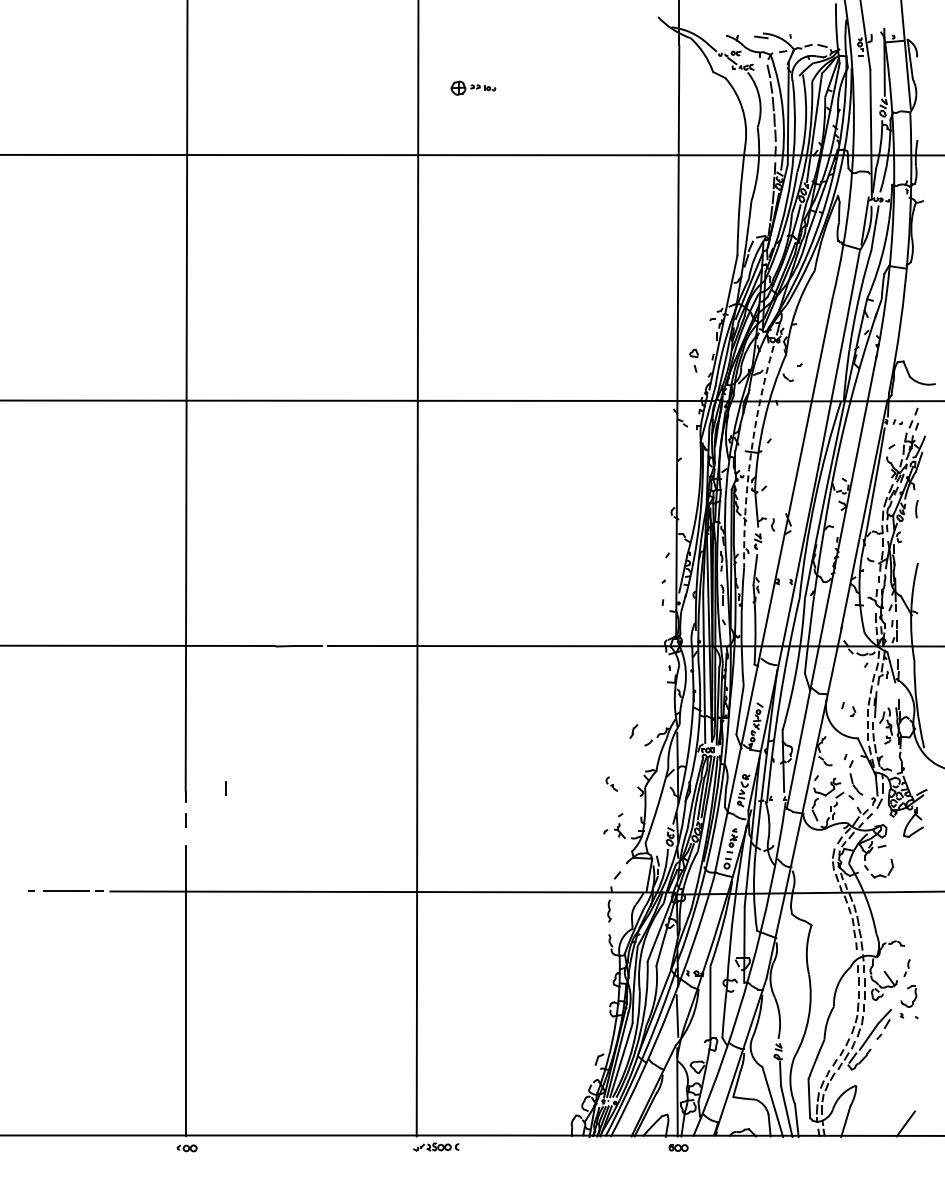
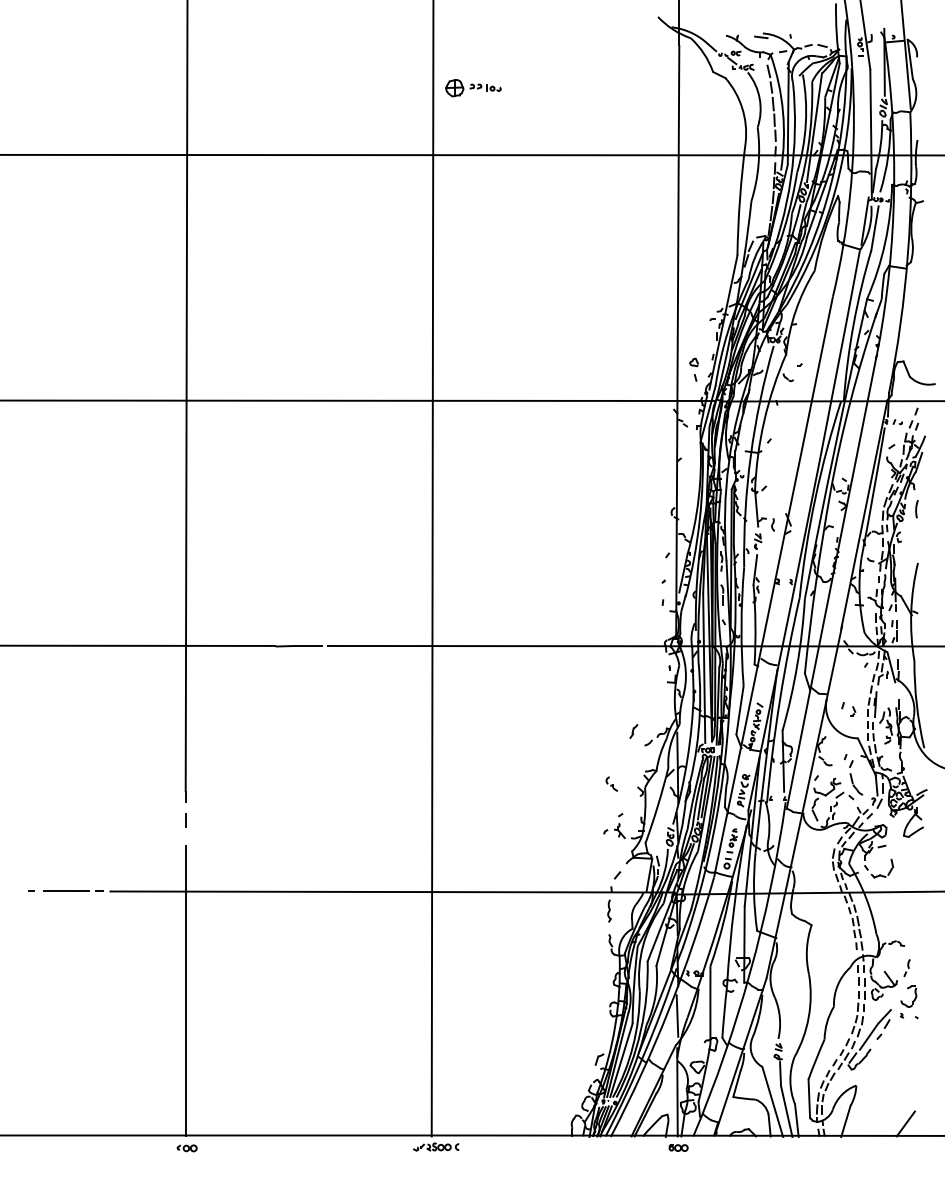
part size: 47x16 px -> 57x19 px (473, 88)
part position: (693, 360) -> (693, 369) (693, 369)
arc: dashed -> solid (750, 455)
line position: (417, 569) -> (432, 569) (432, 569)
line: present -> none (225, 788)
